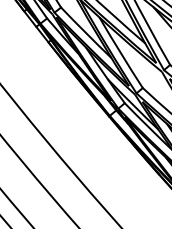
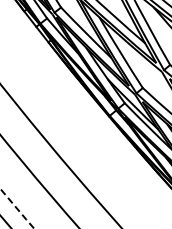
arc: solid -> dashed (17, 209)
